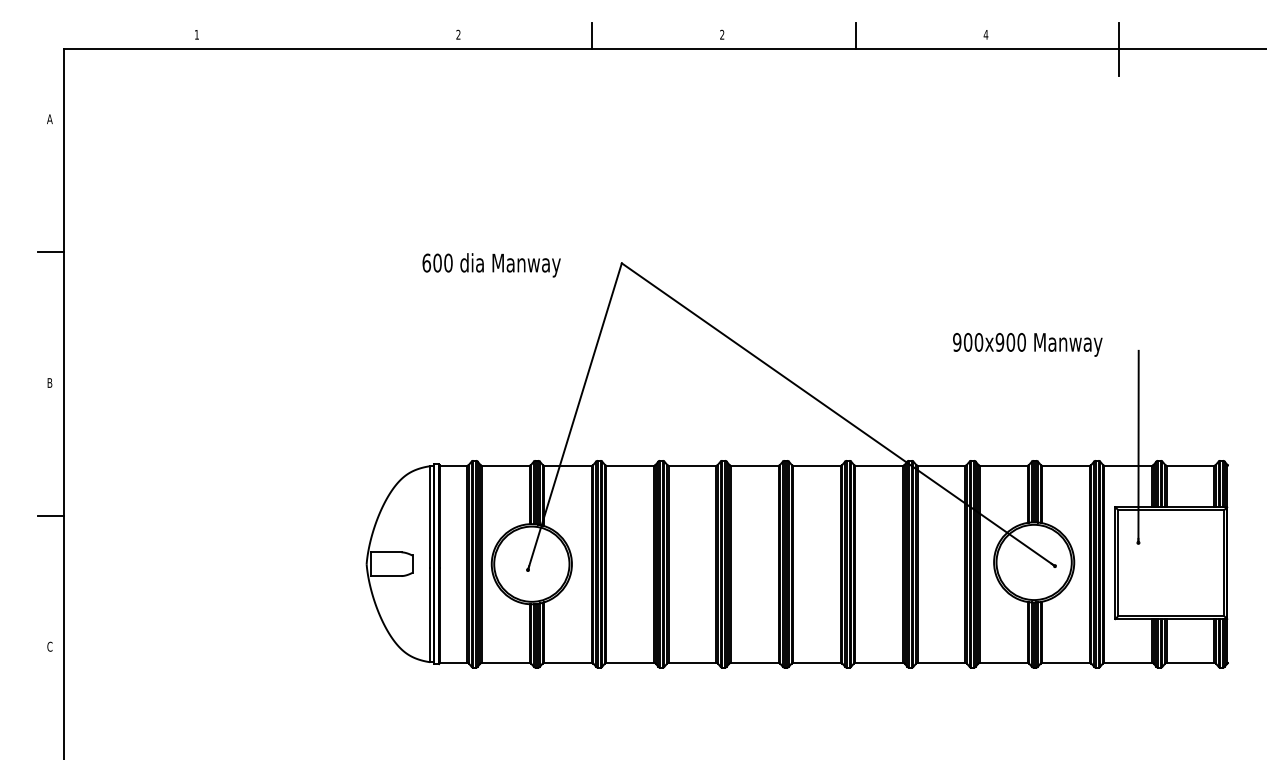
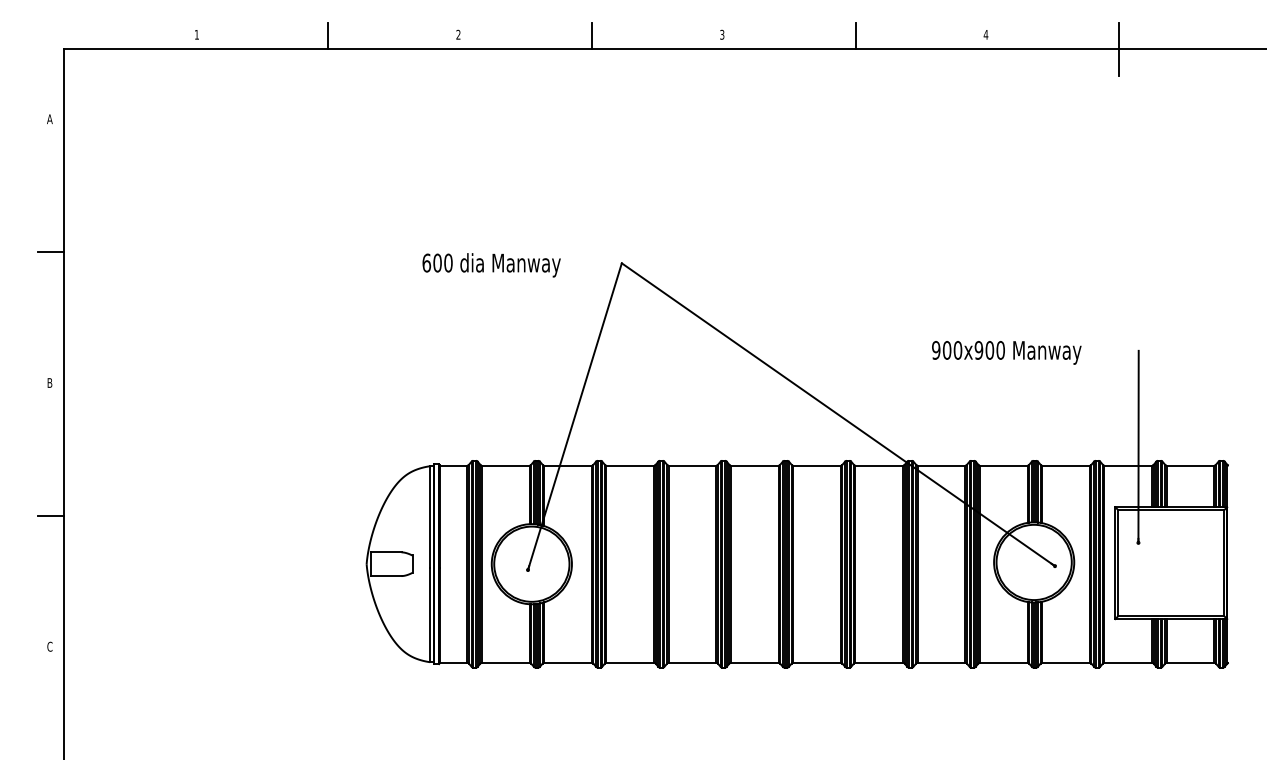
text: 2 -> 3 (722, 34)
line: none -> present (328, 35)
text position: (1027, 344) -> (1006, 352) (1006, 352)
